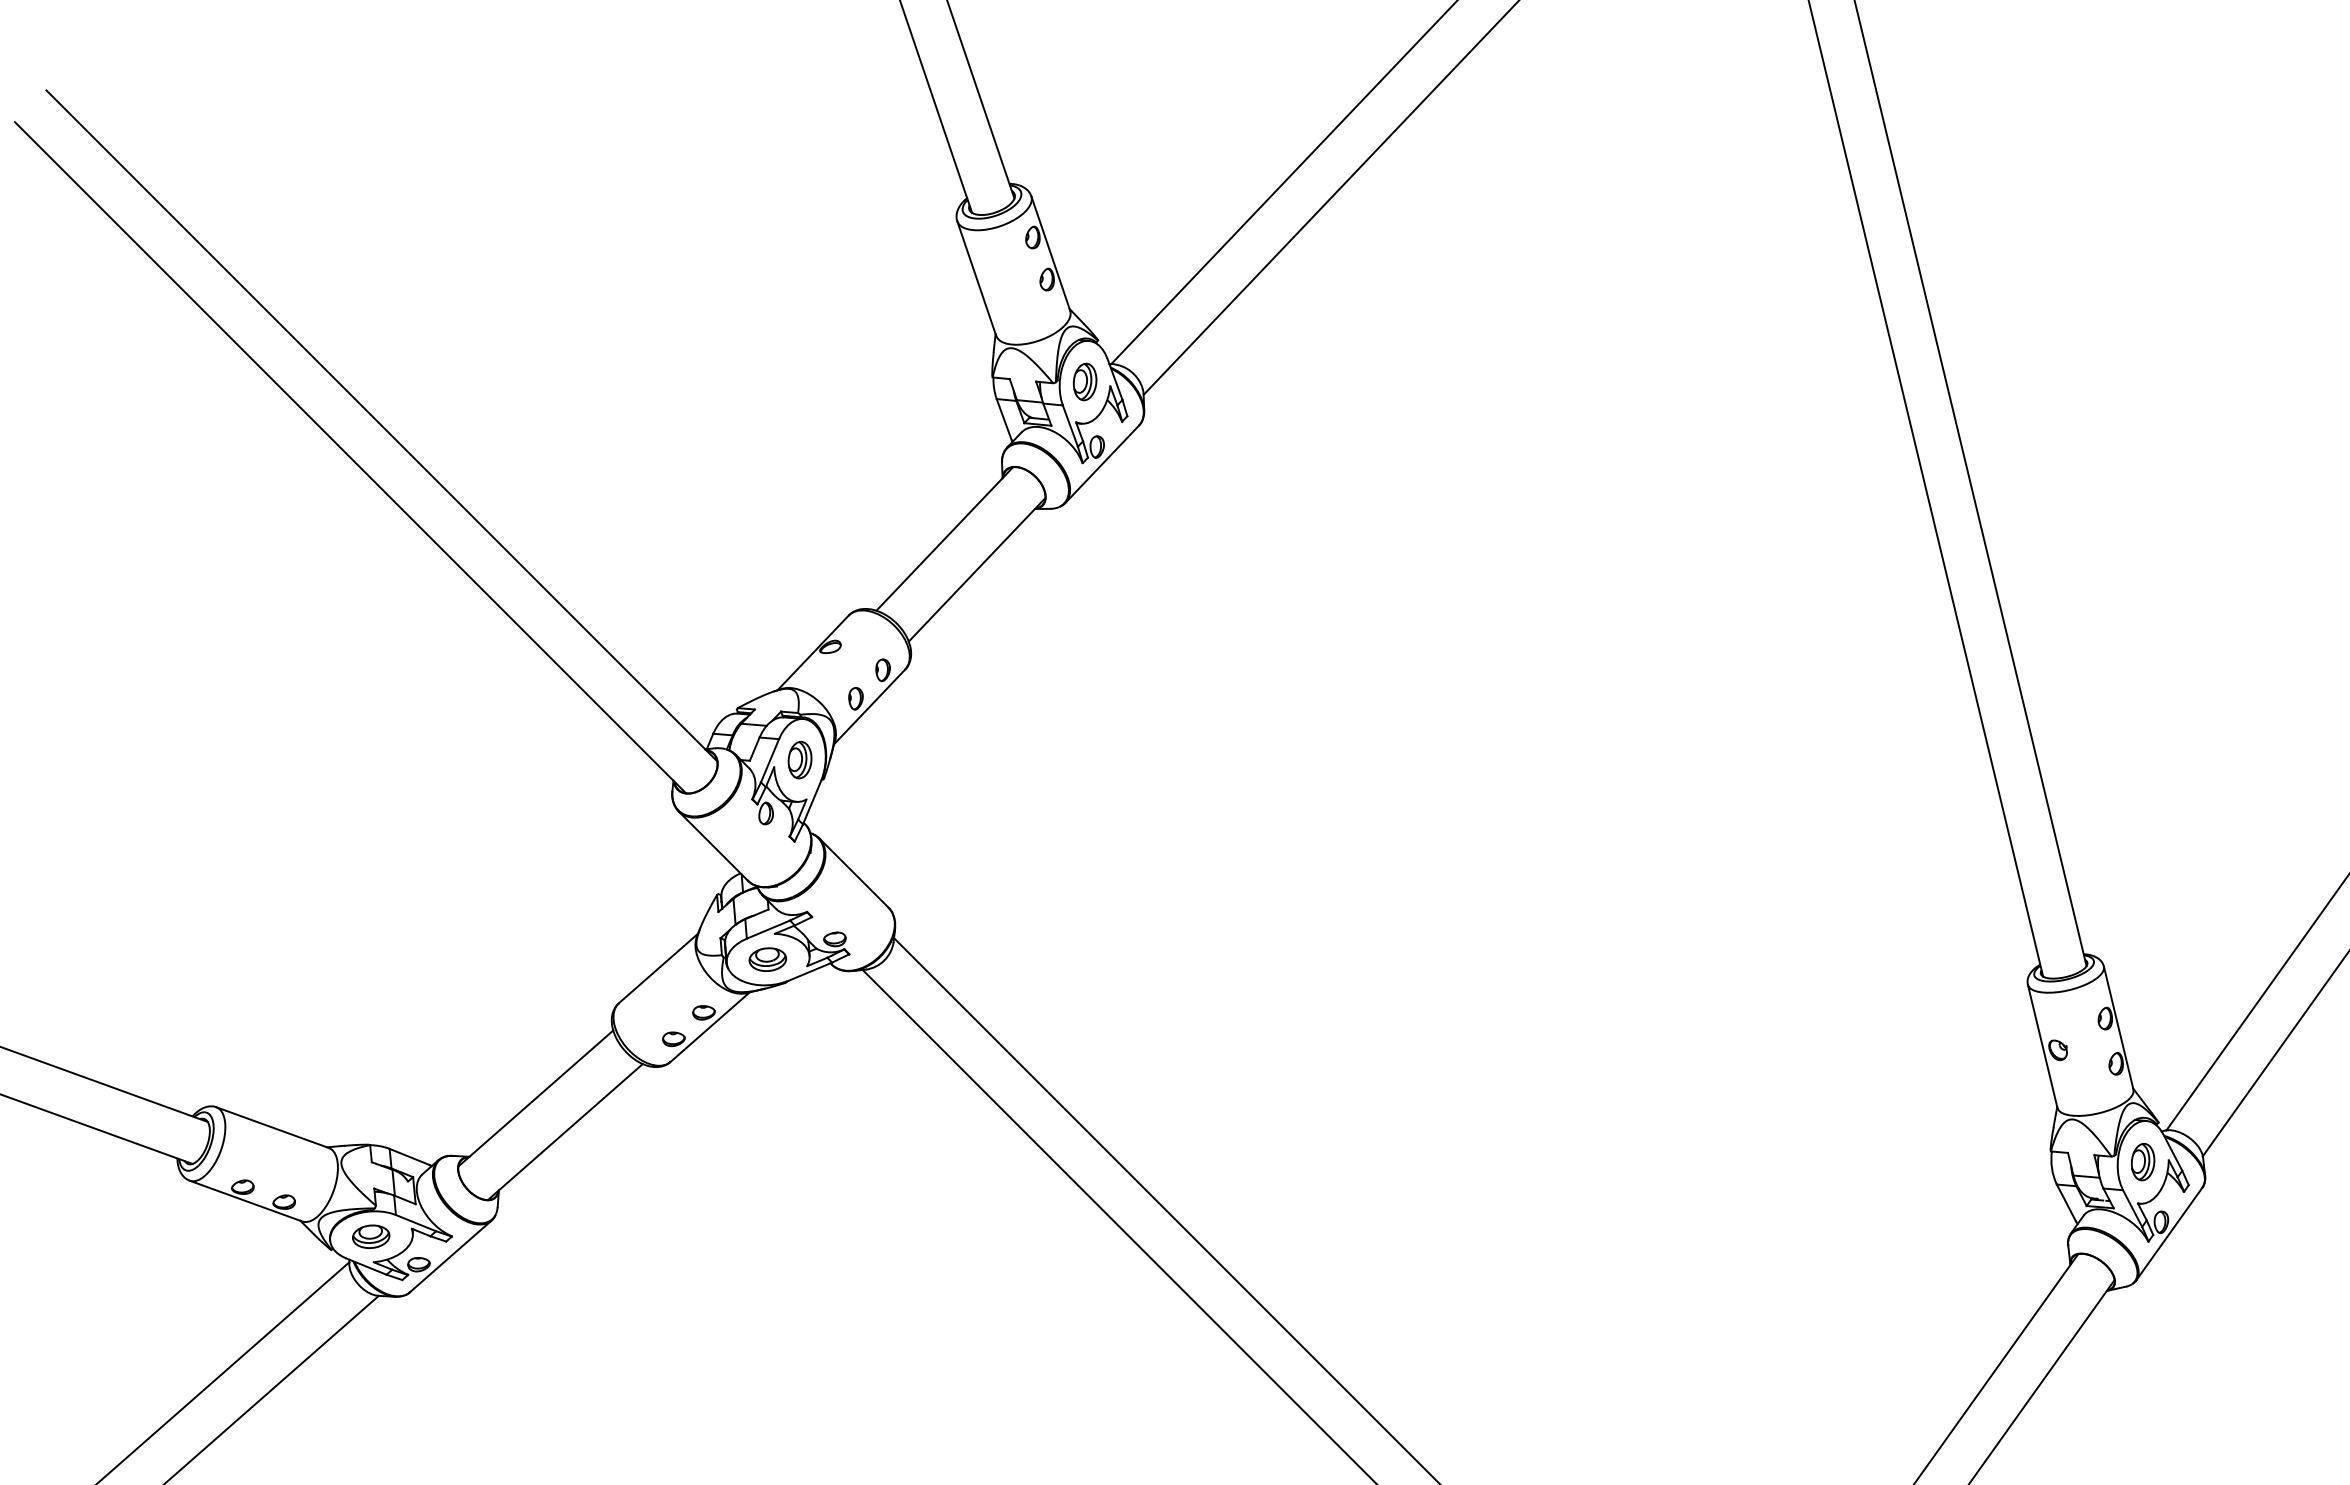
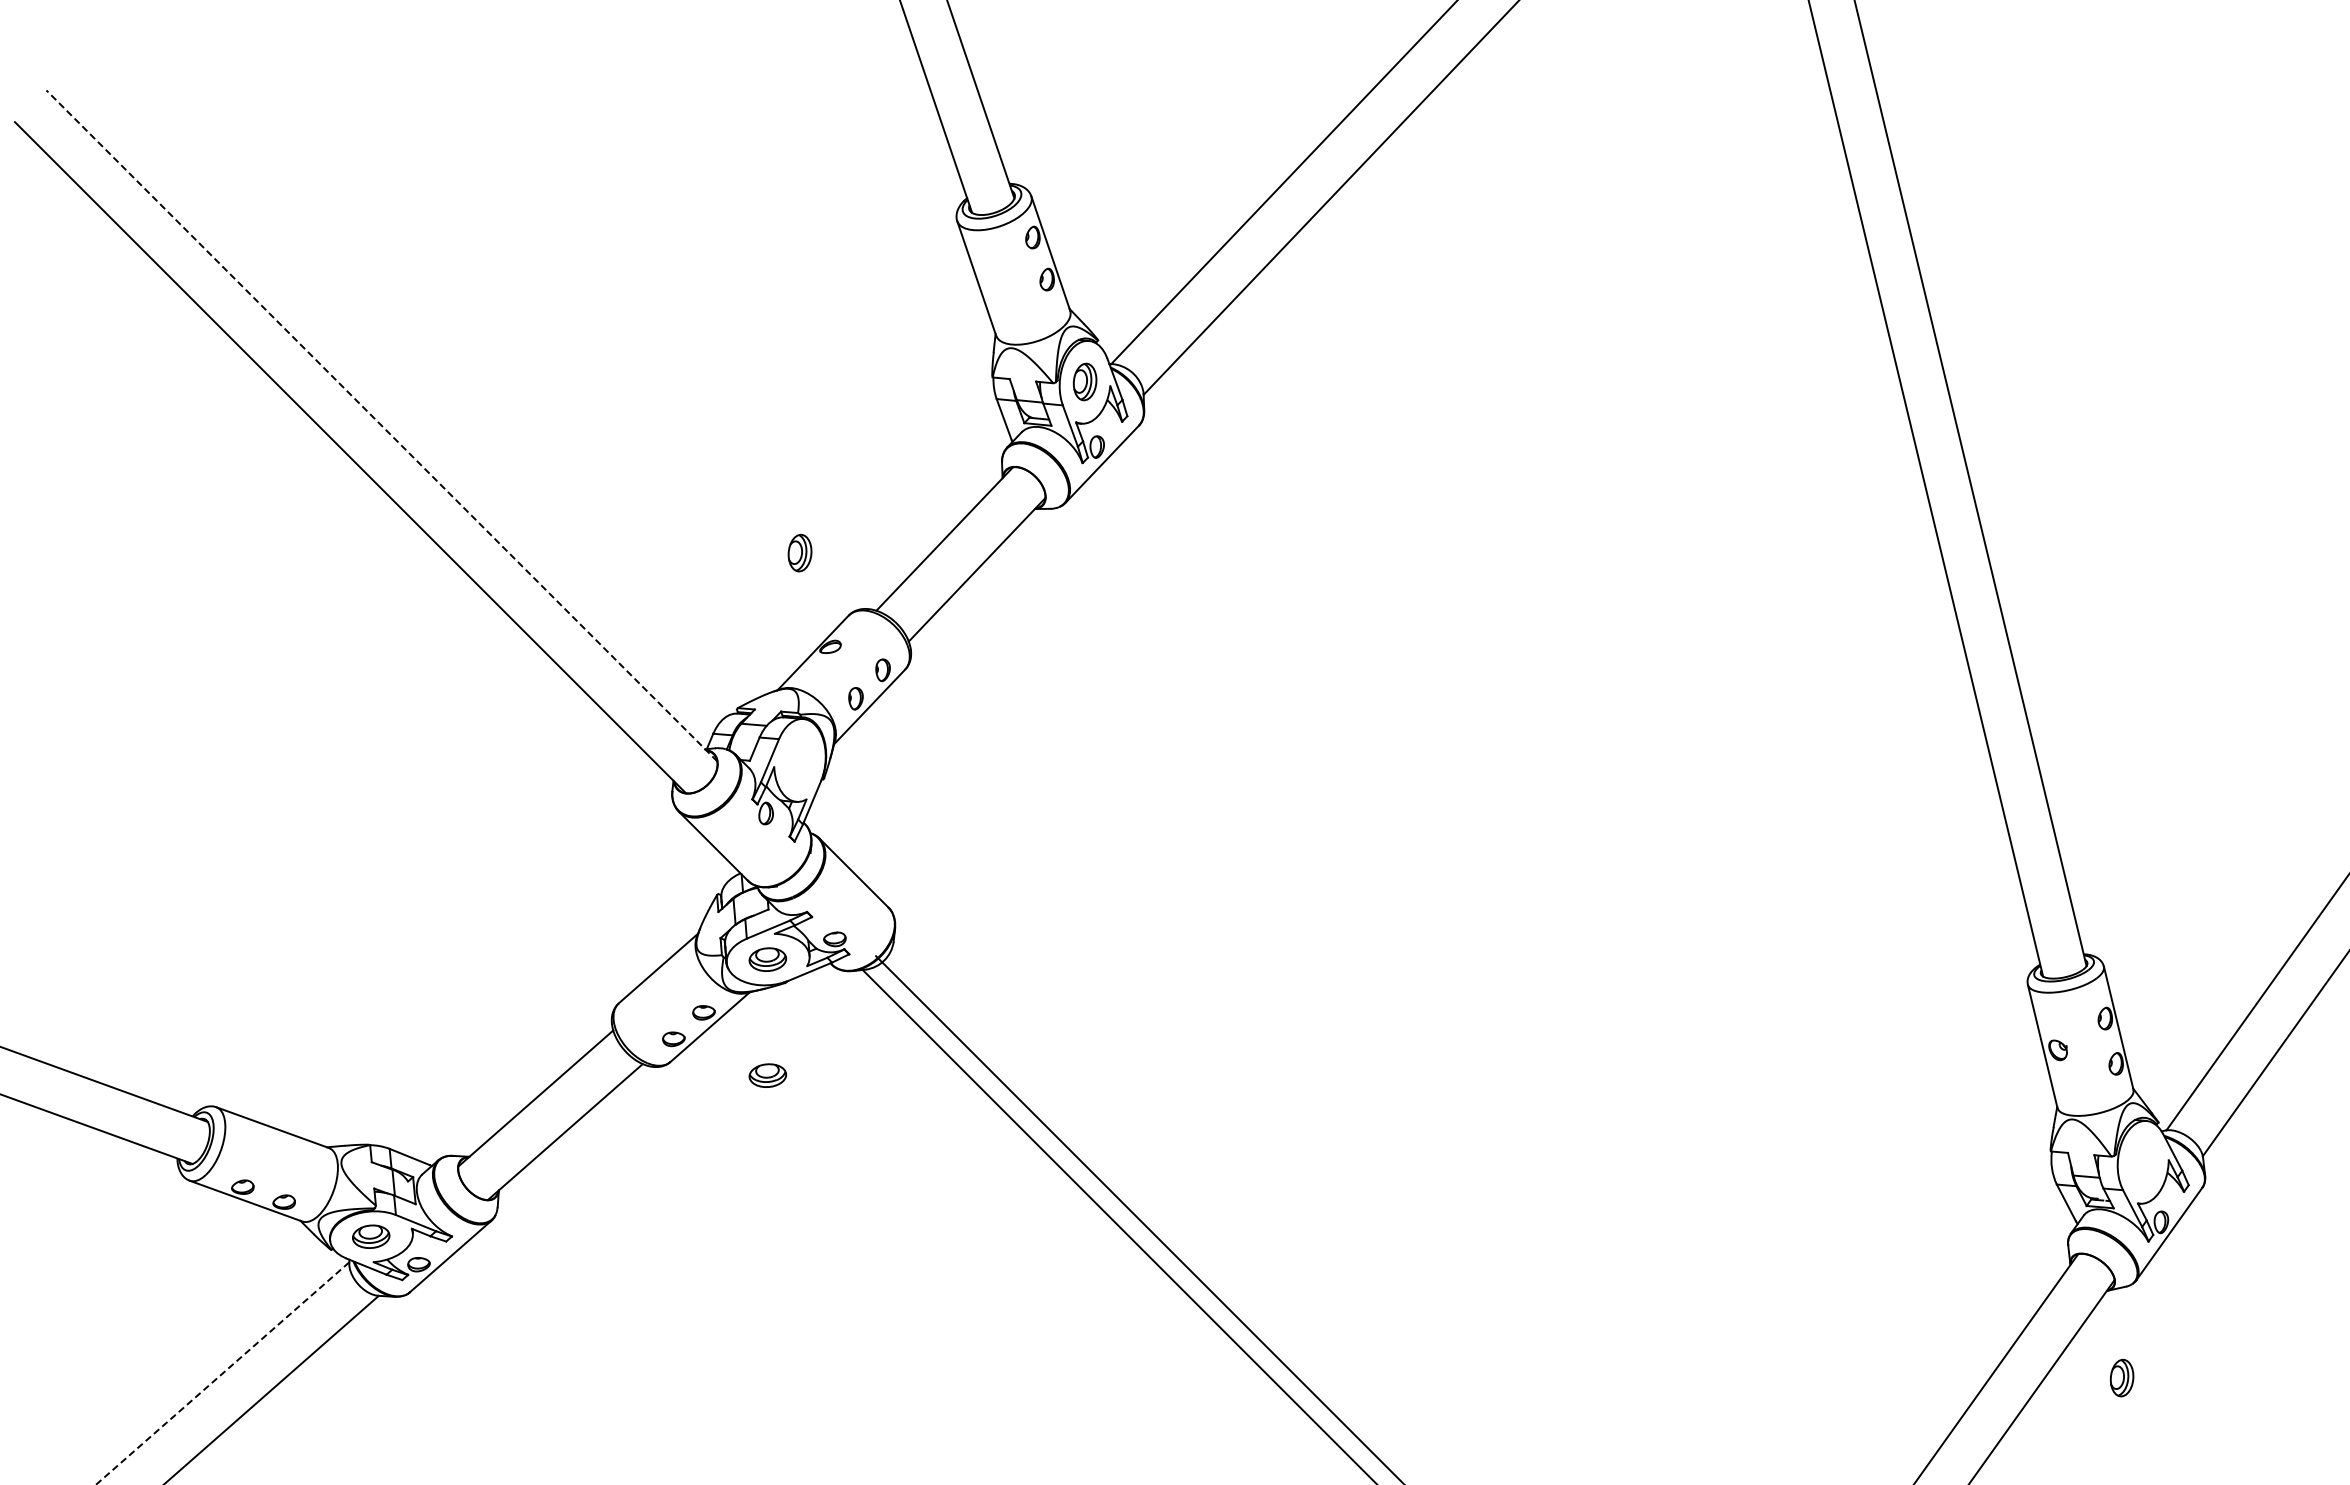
line: solid -> dashed (381, 425)
part position: (799, 760) -> (799, 553) (799, 553)
part: none -> present (767, 1075)
part position: (2142, 1162) -> (2121, 1378) (2121, 1378)
line position: (1165, 1209) -> (1138, 1218) (1138, 1218)
line: solid -> dashed (222, 1373)
